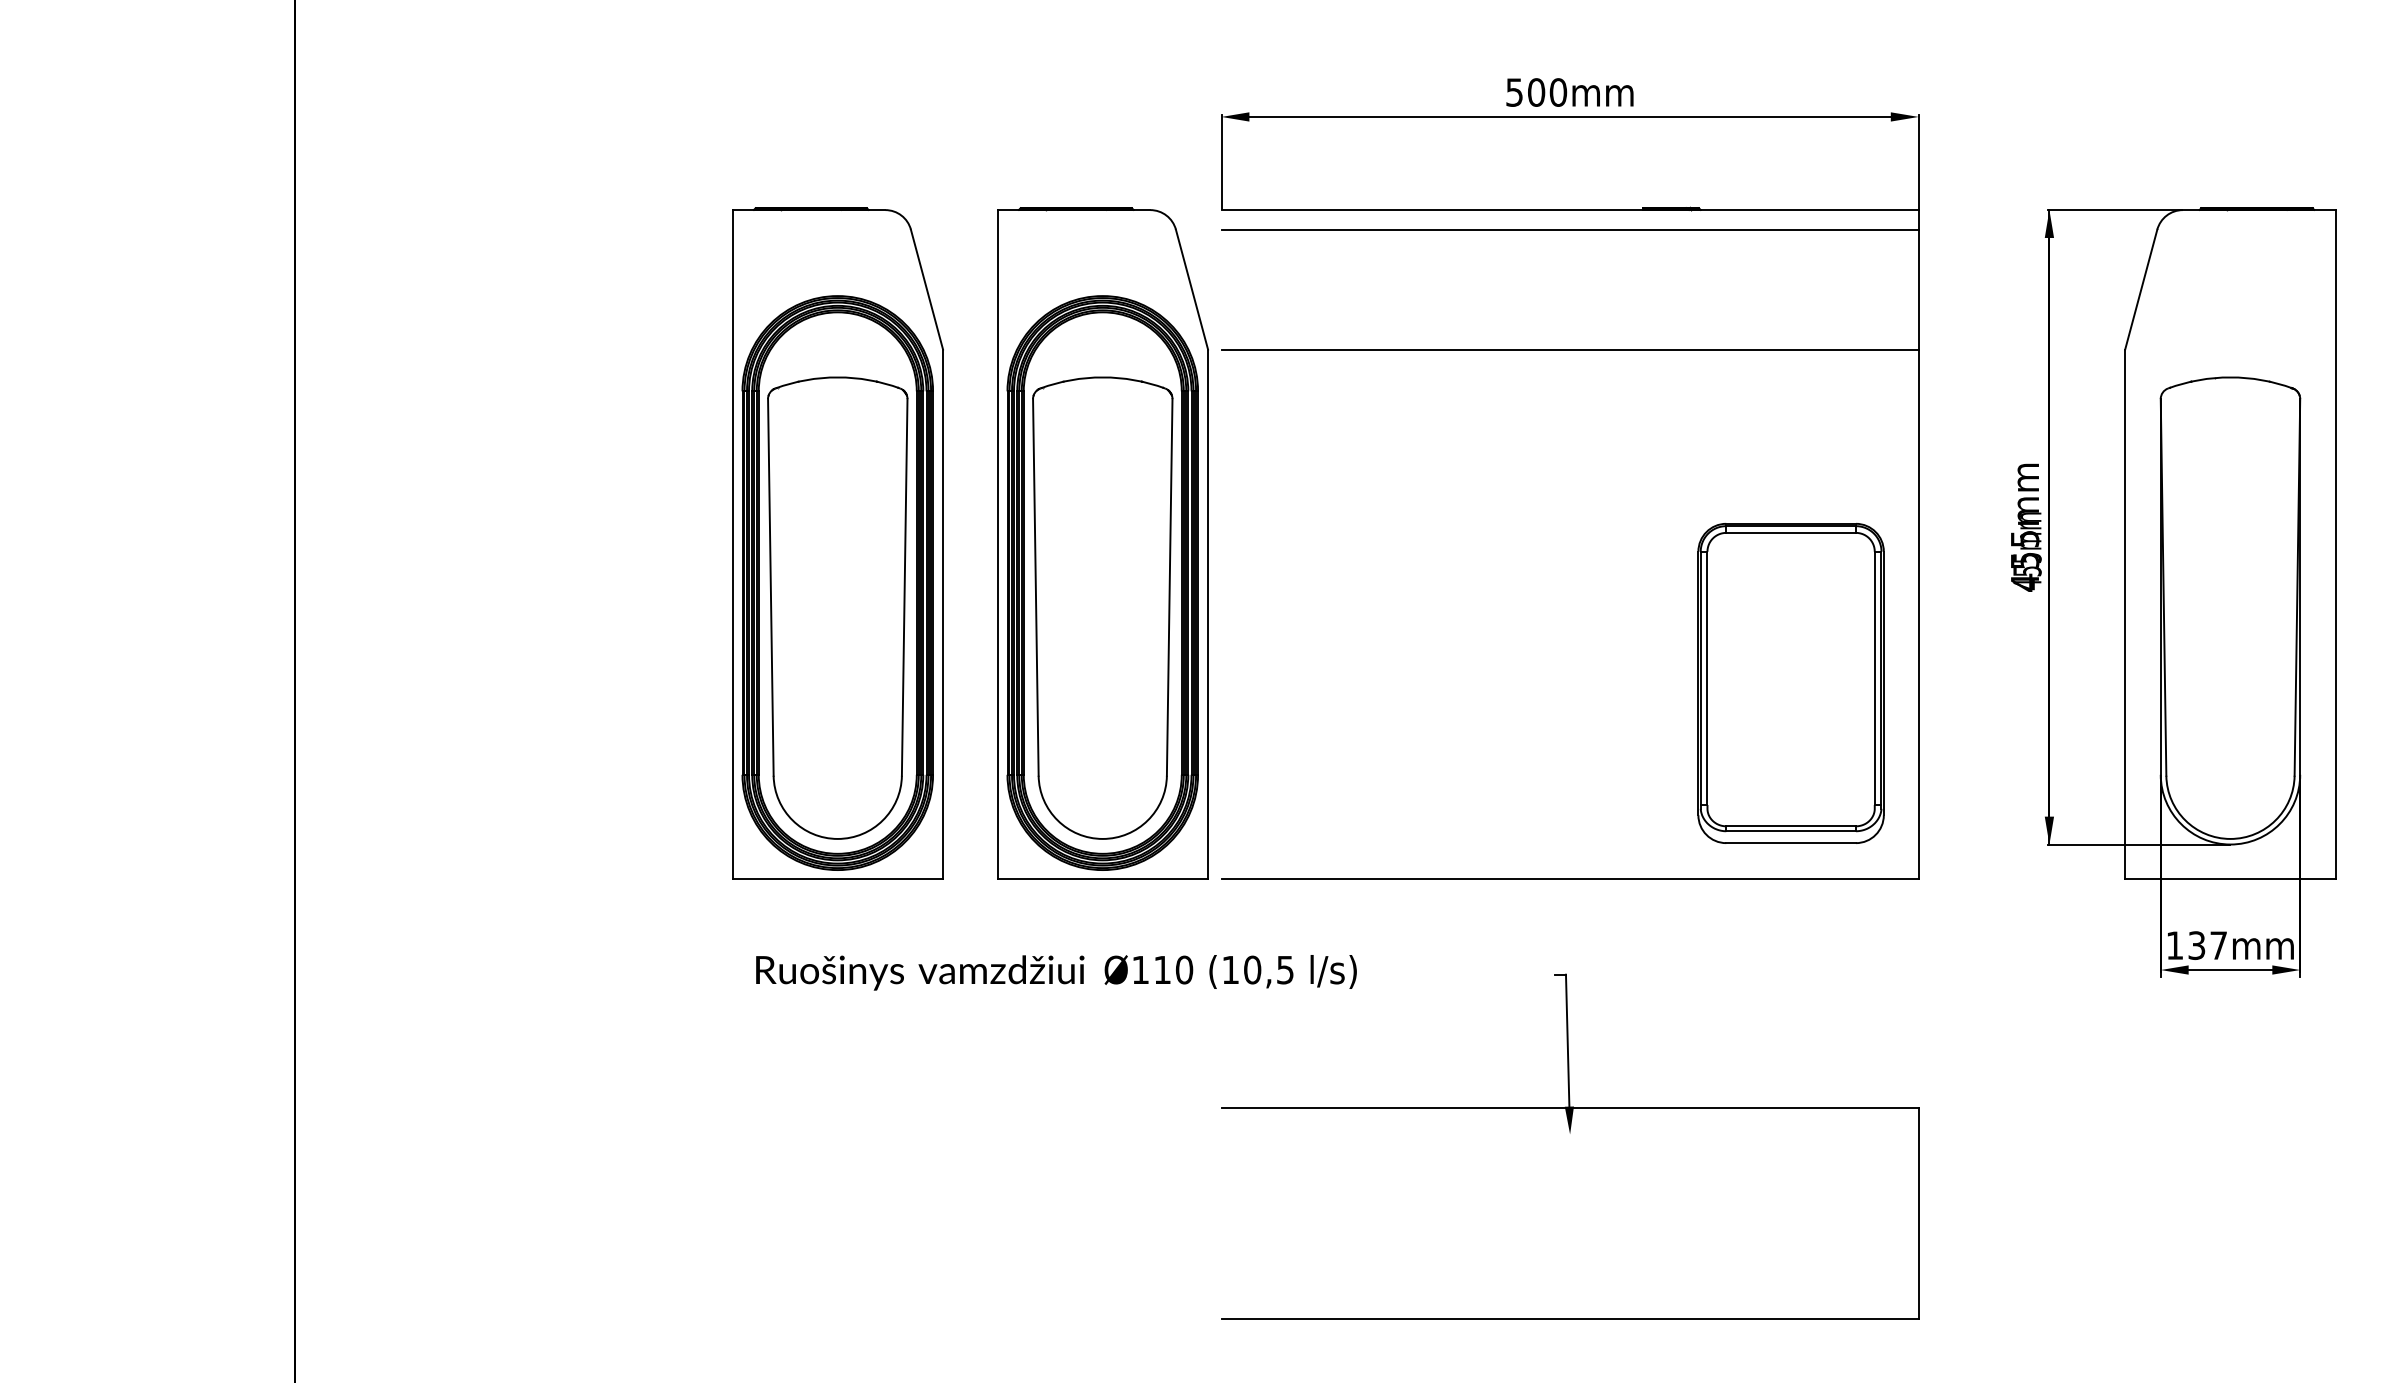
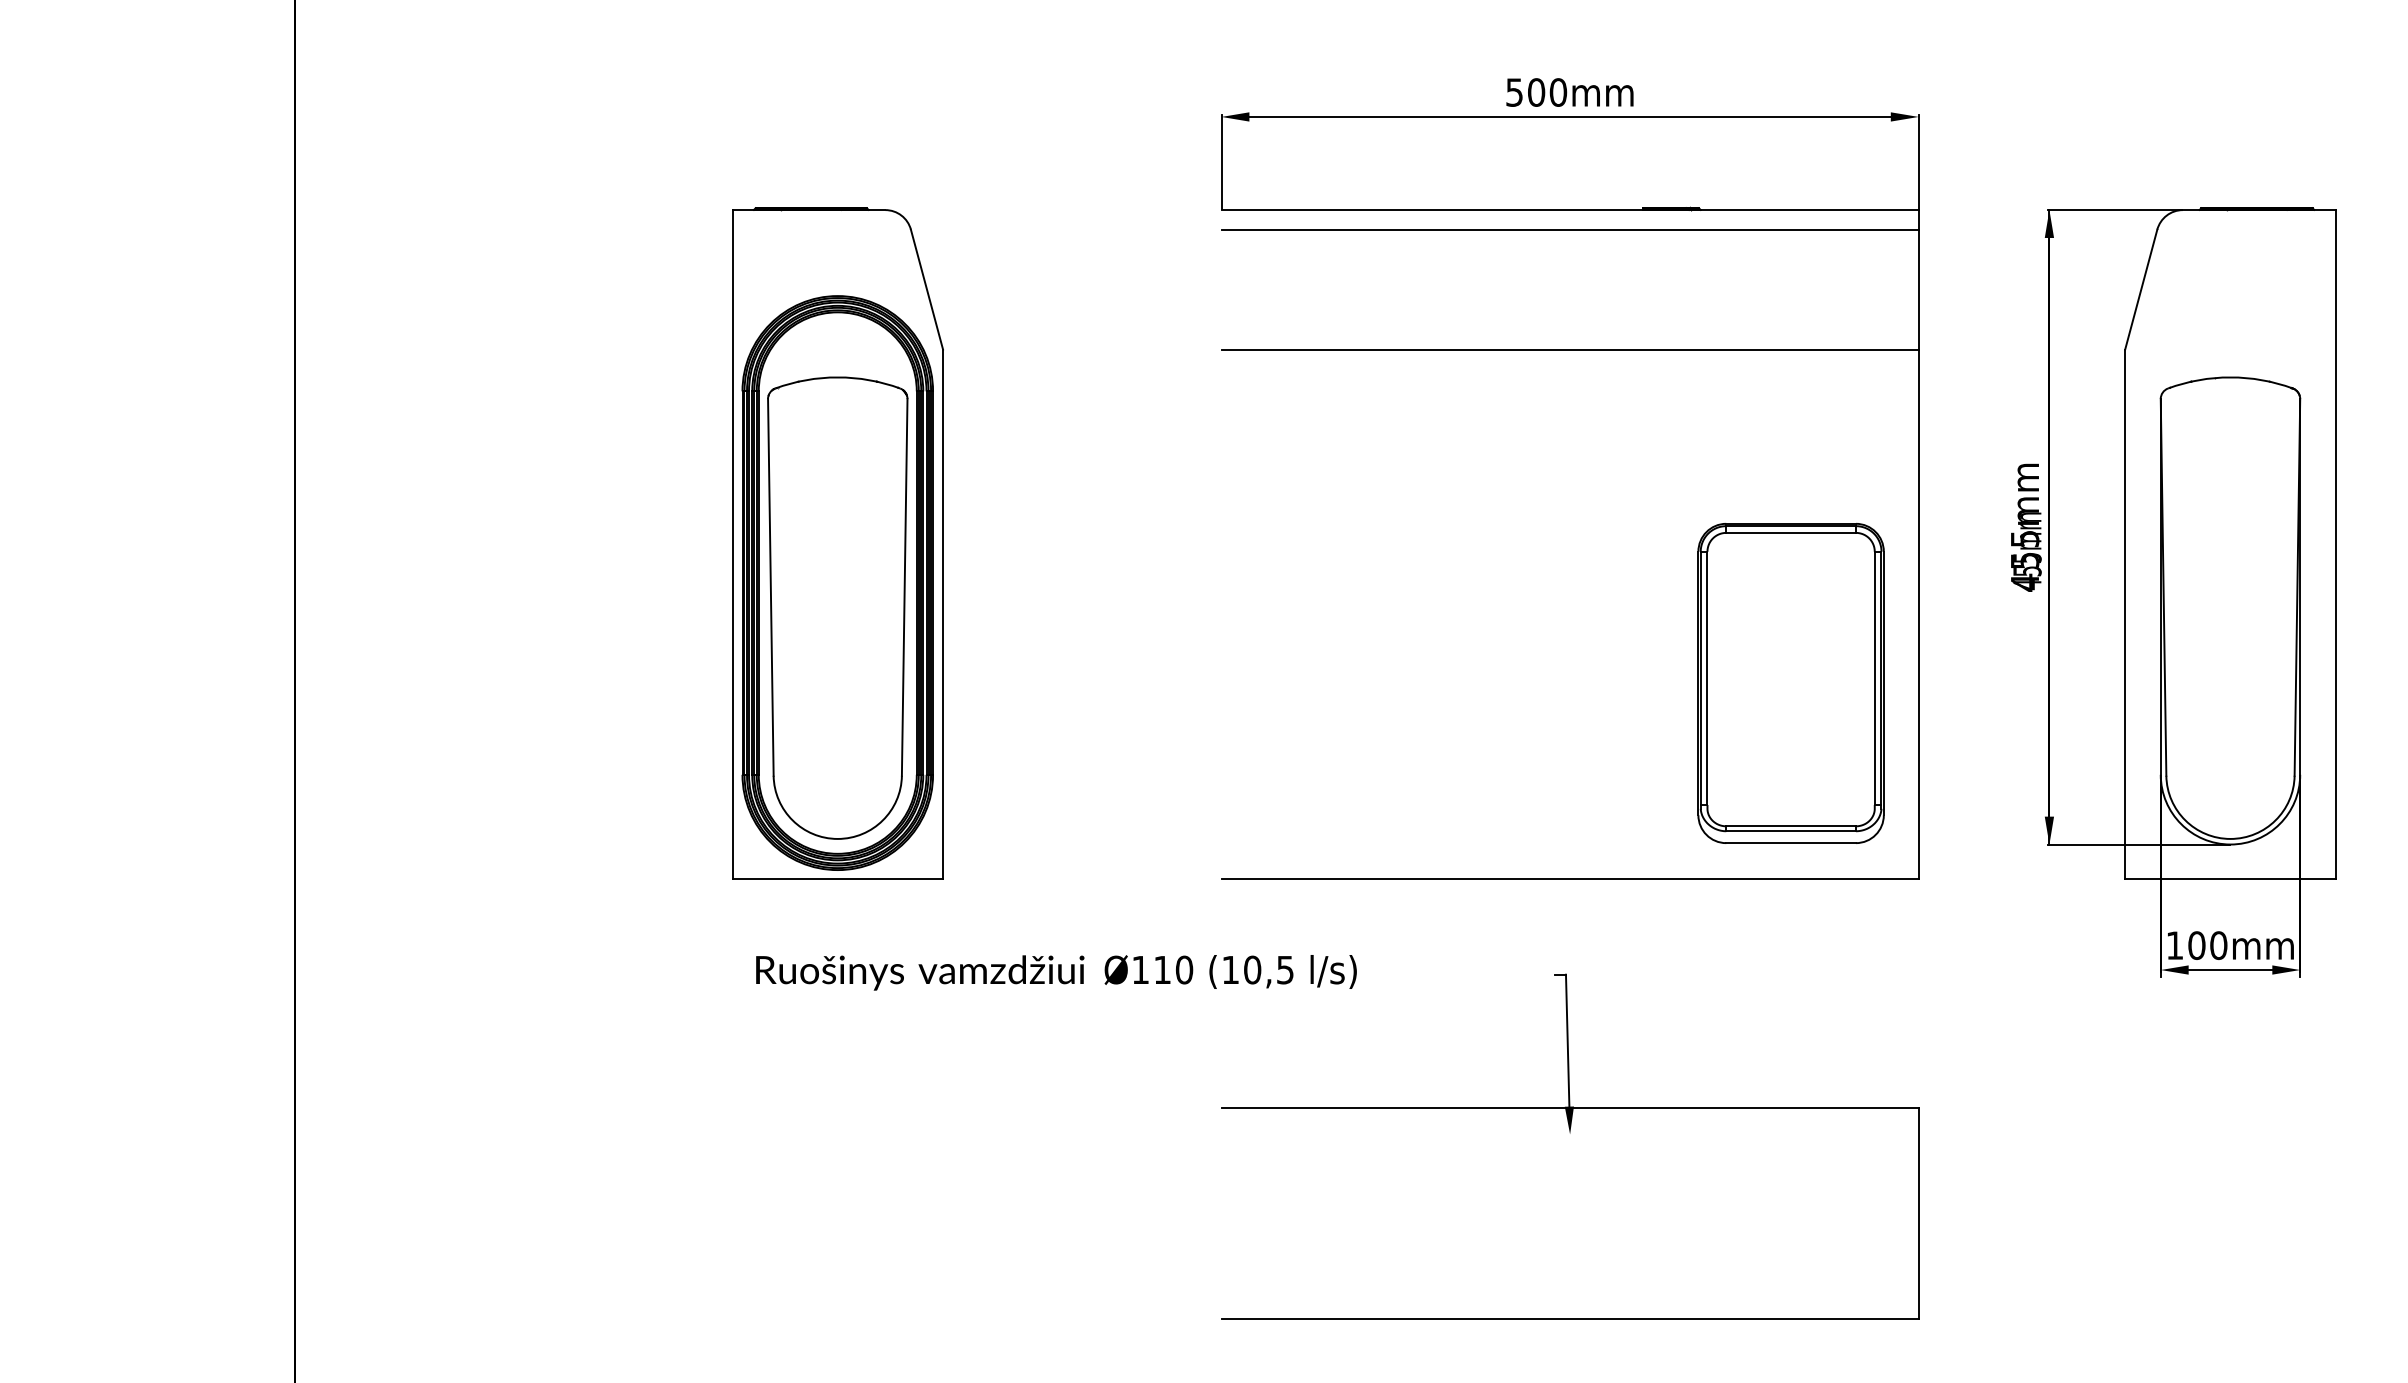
part: present -> none (1102, 543)
text: 137mm -> 100mm (2207, 945)
